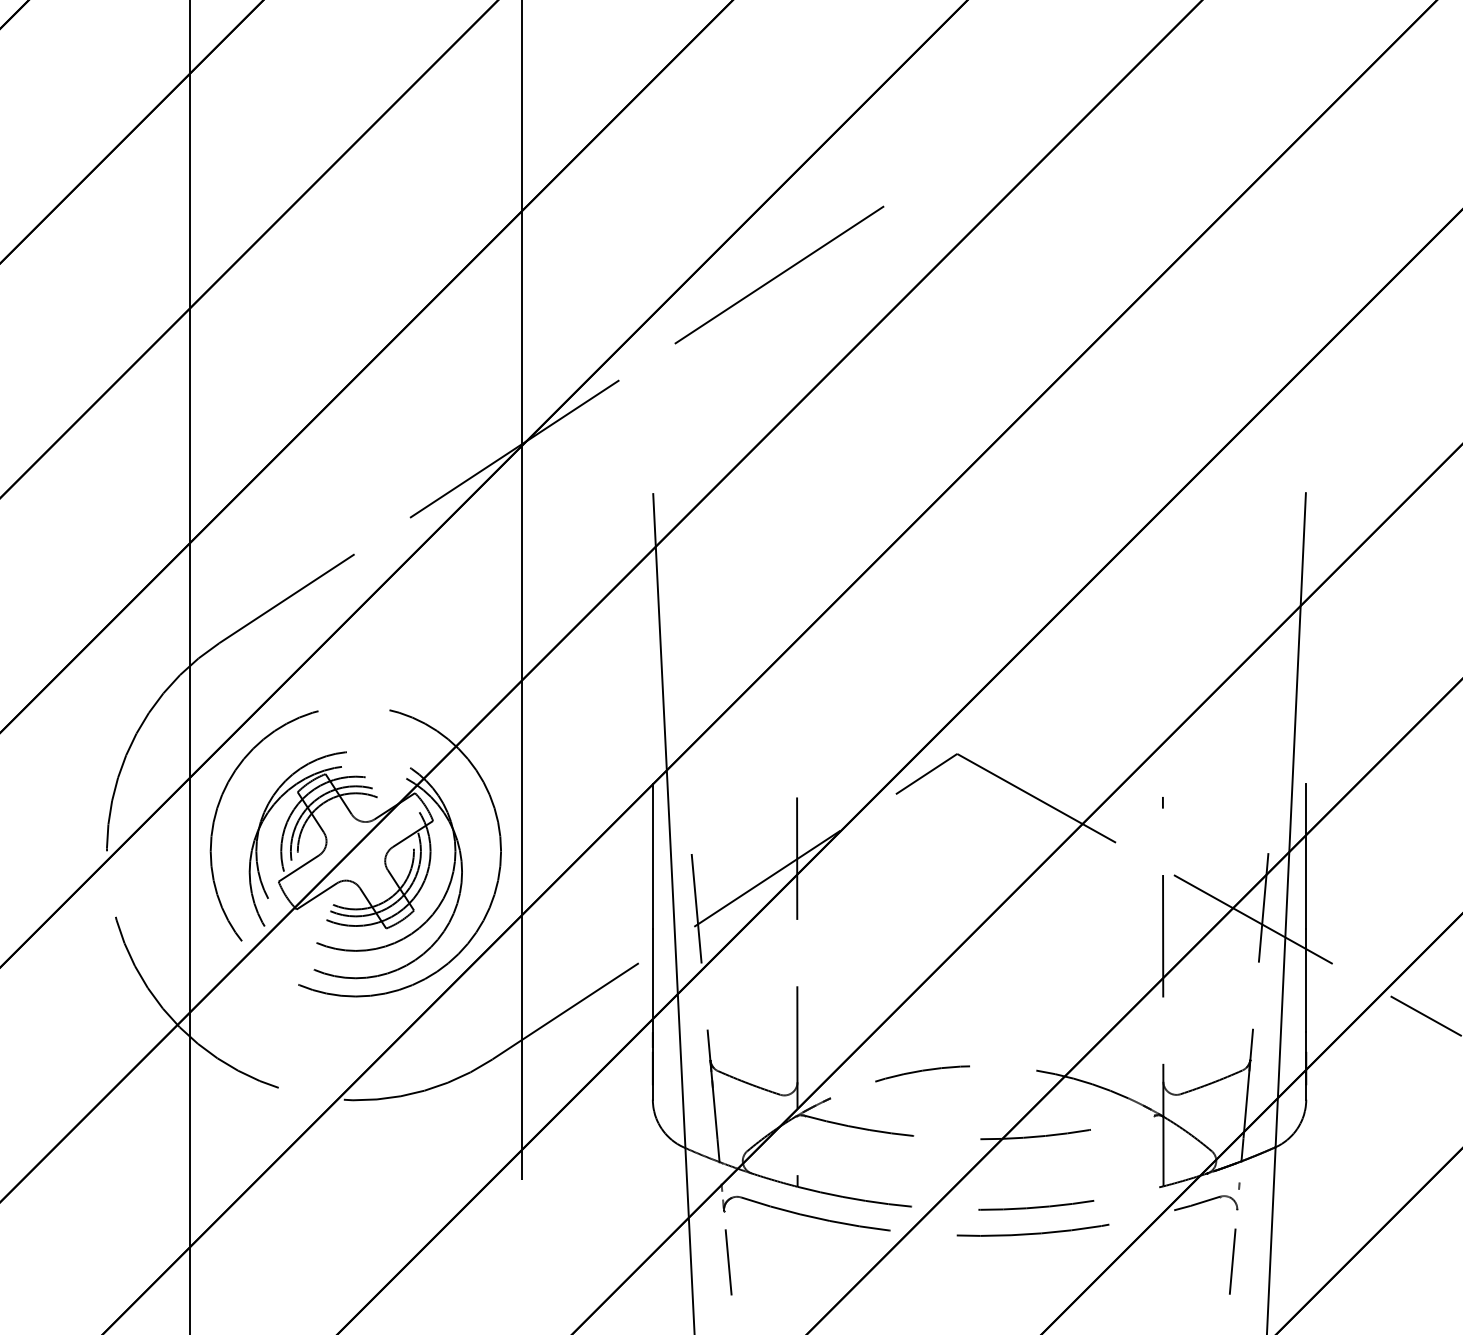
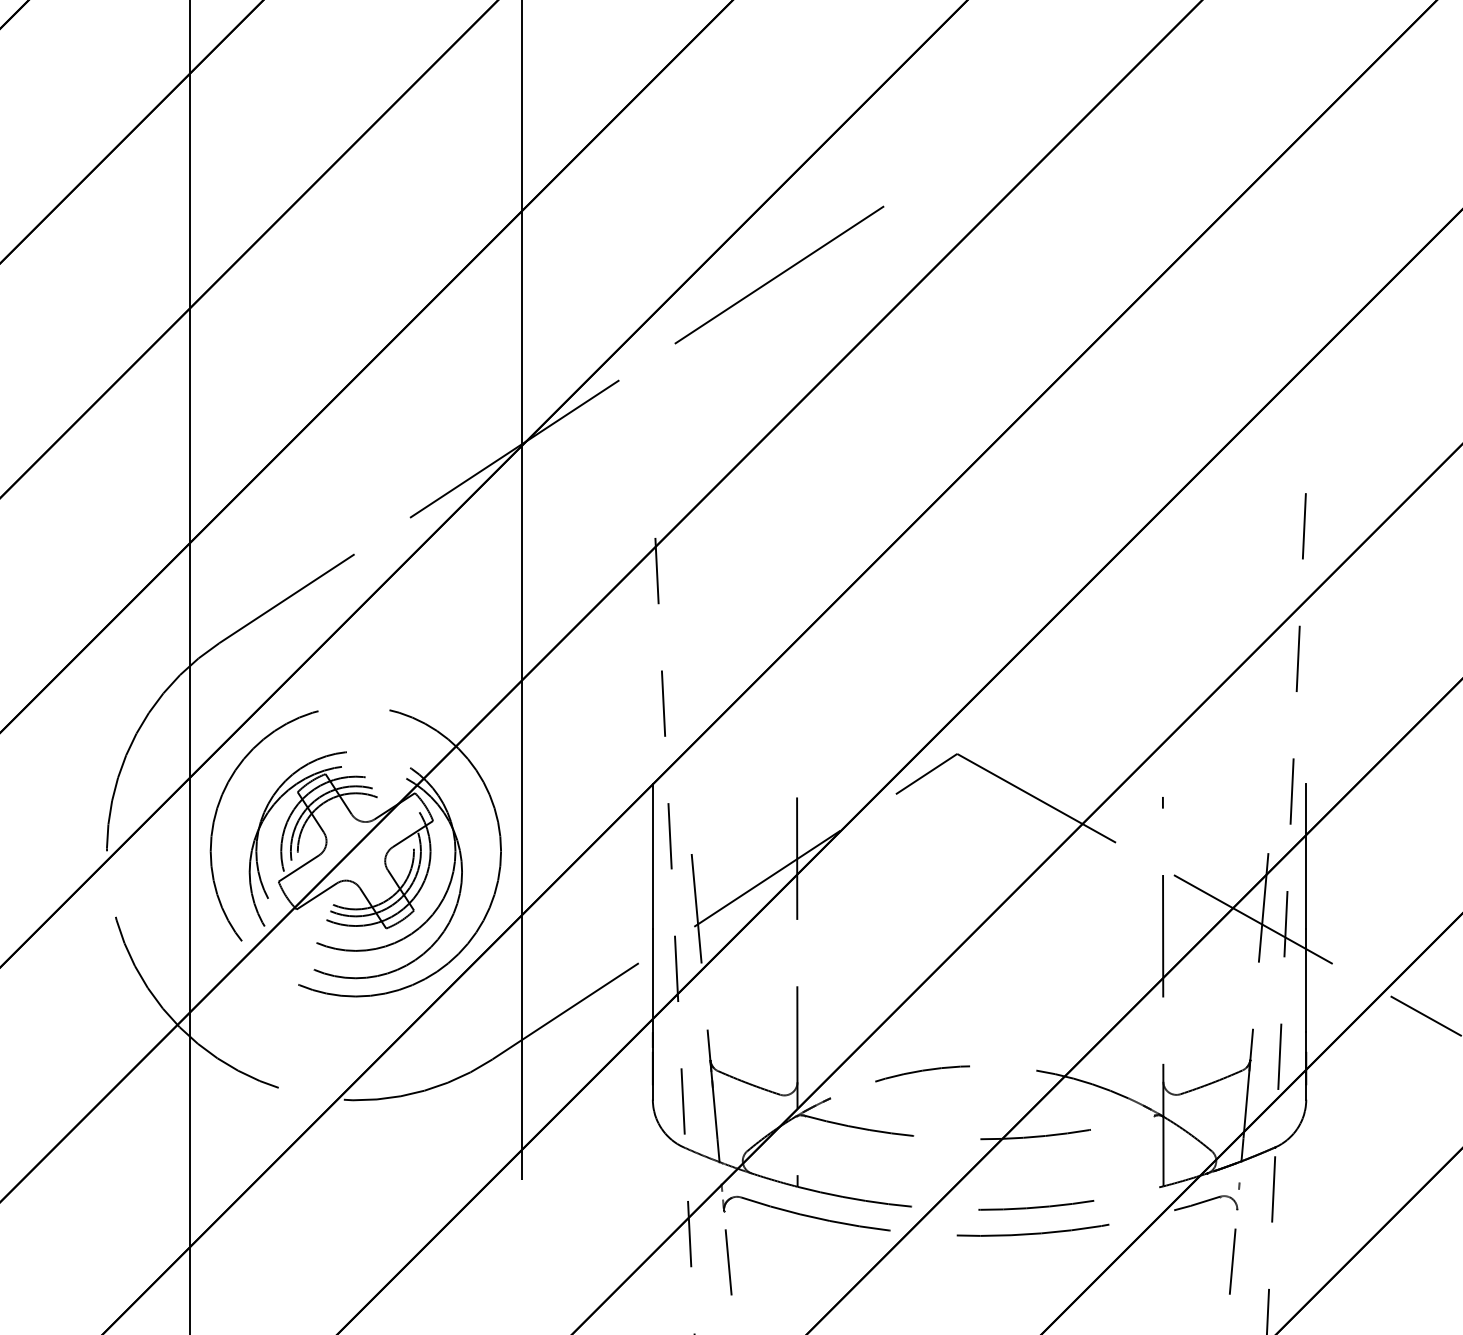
line: solid -> dashed (673, 914)
line: solid -> dashed (1286, 914)
